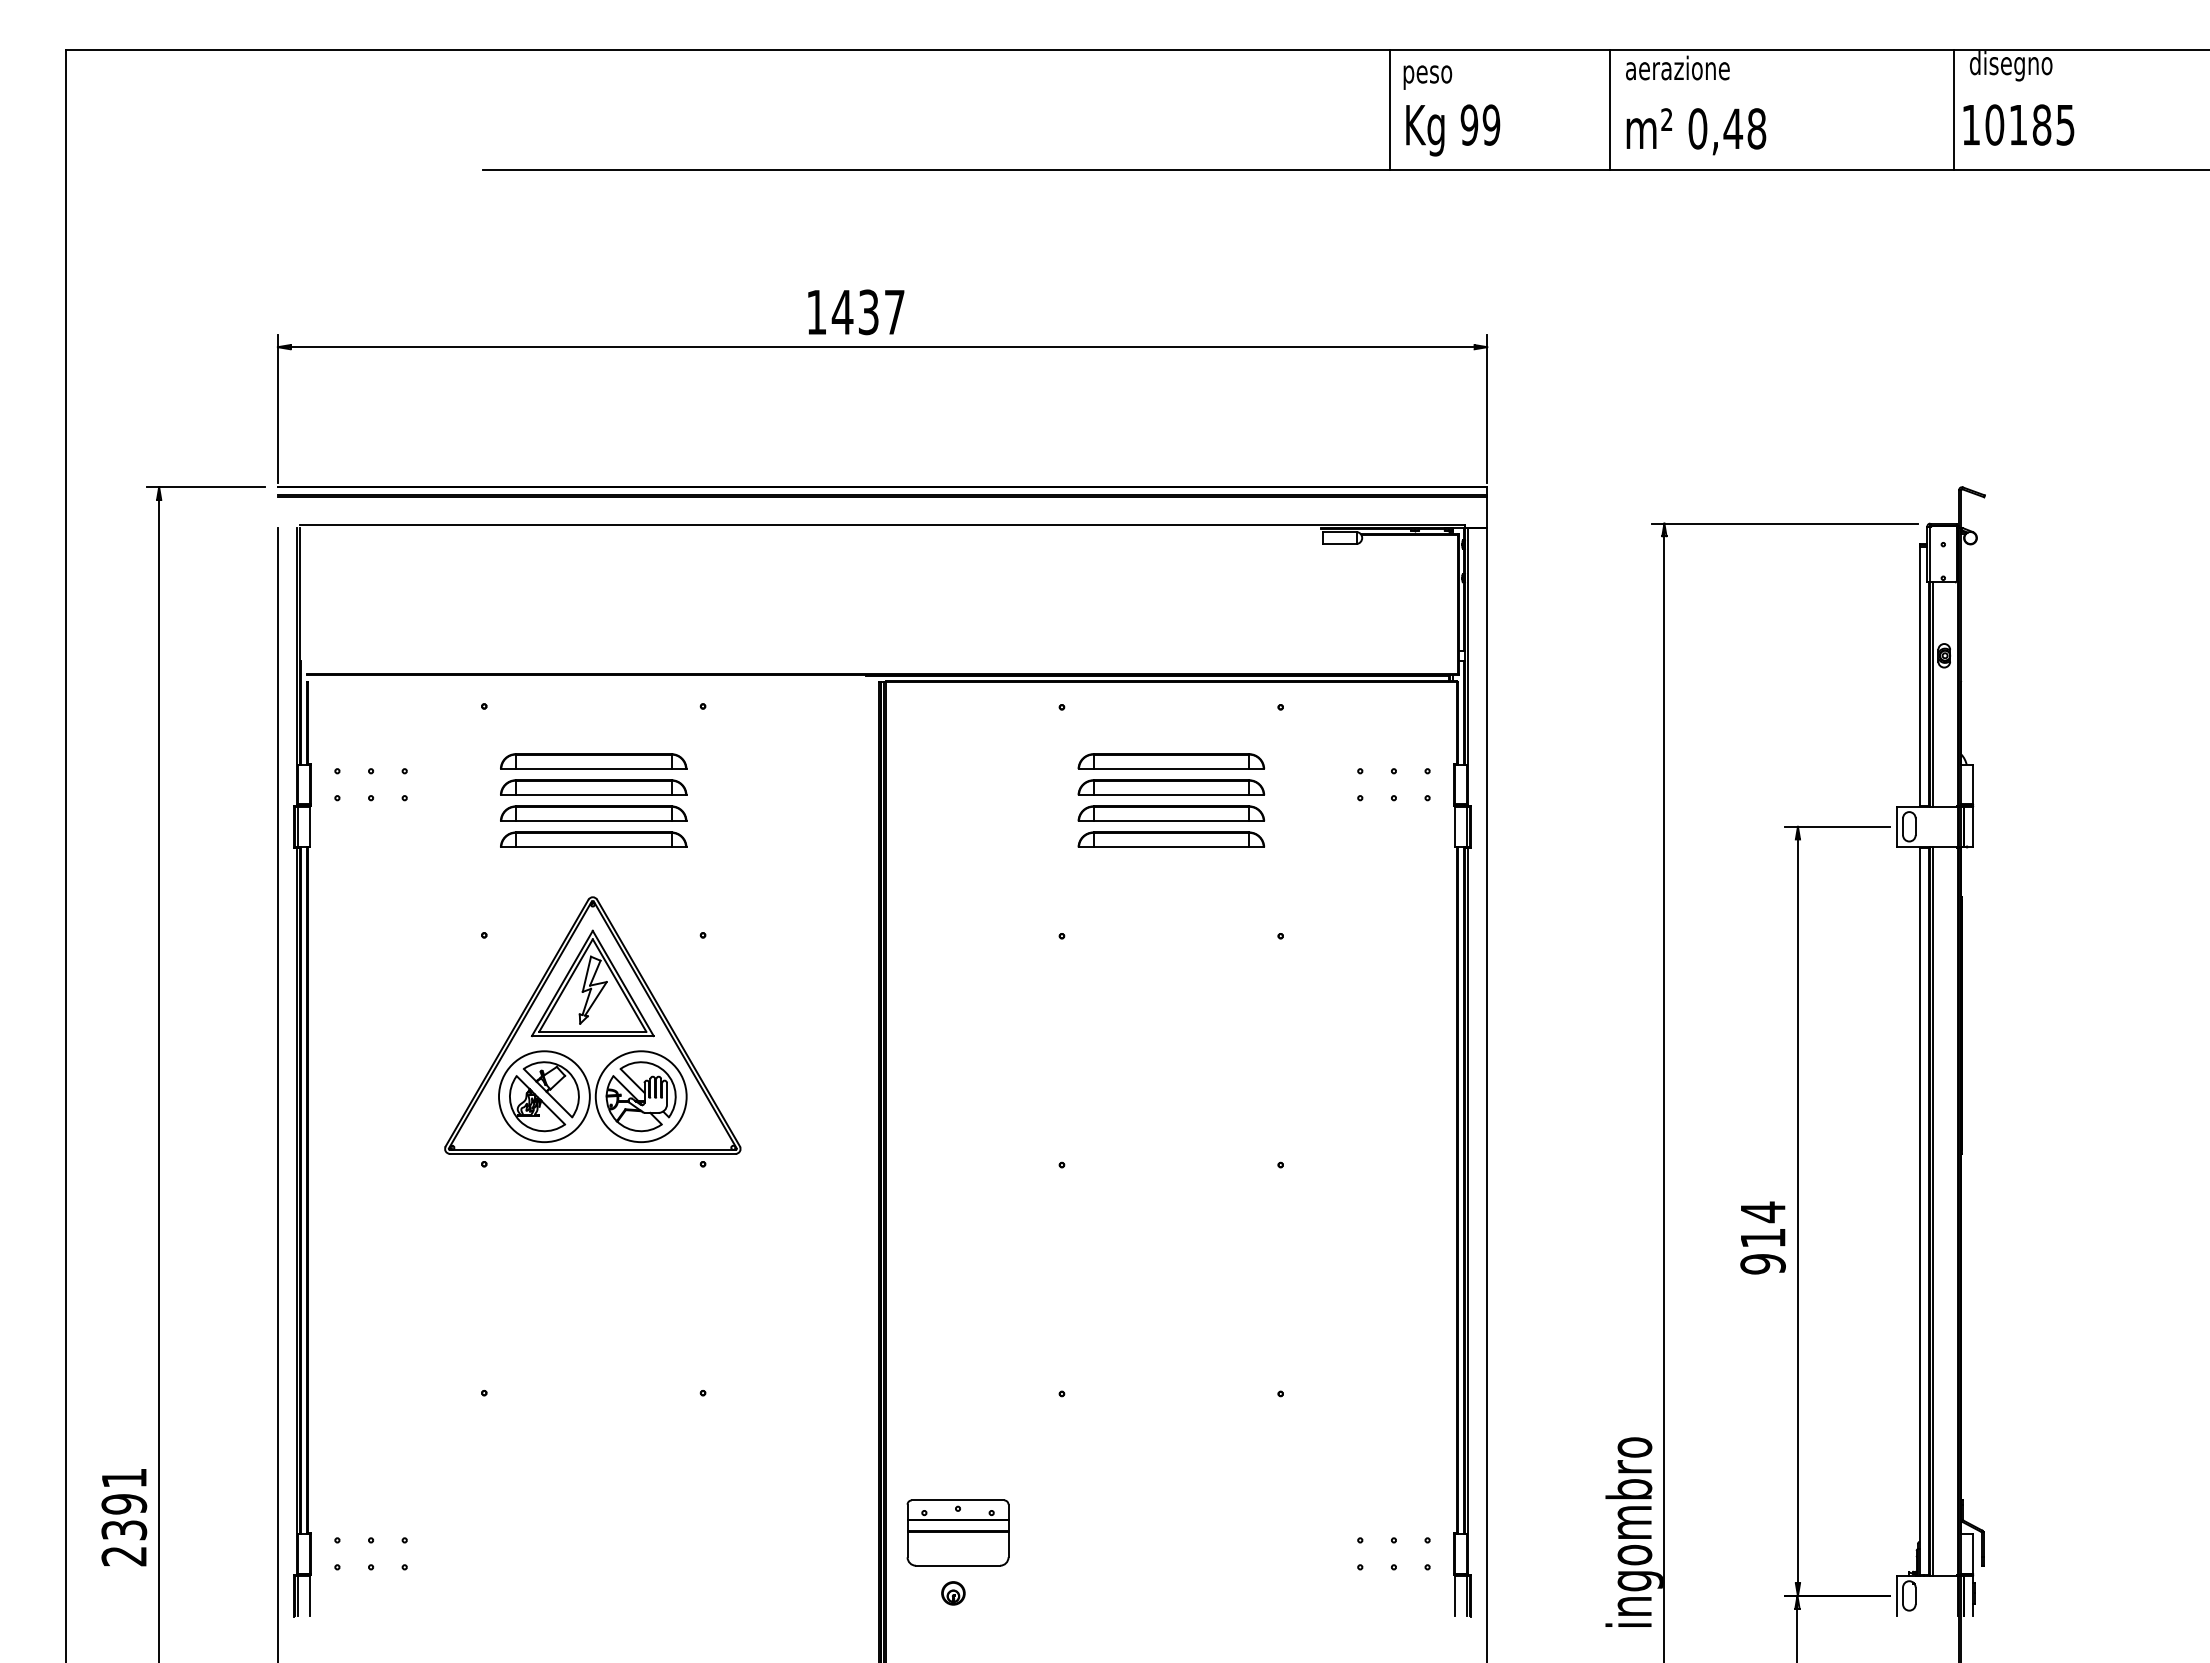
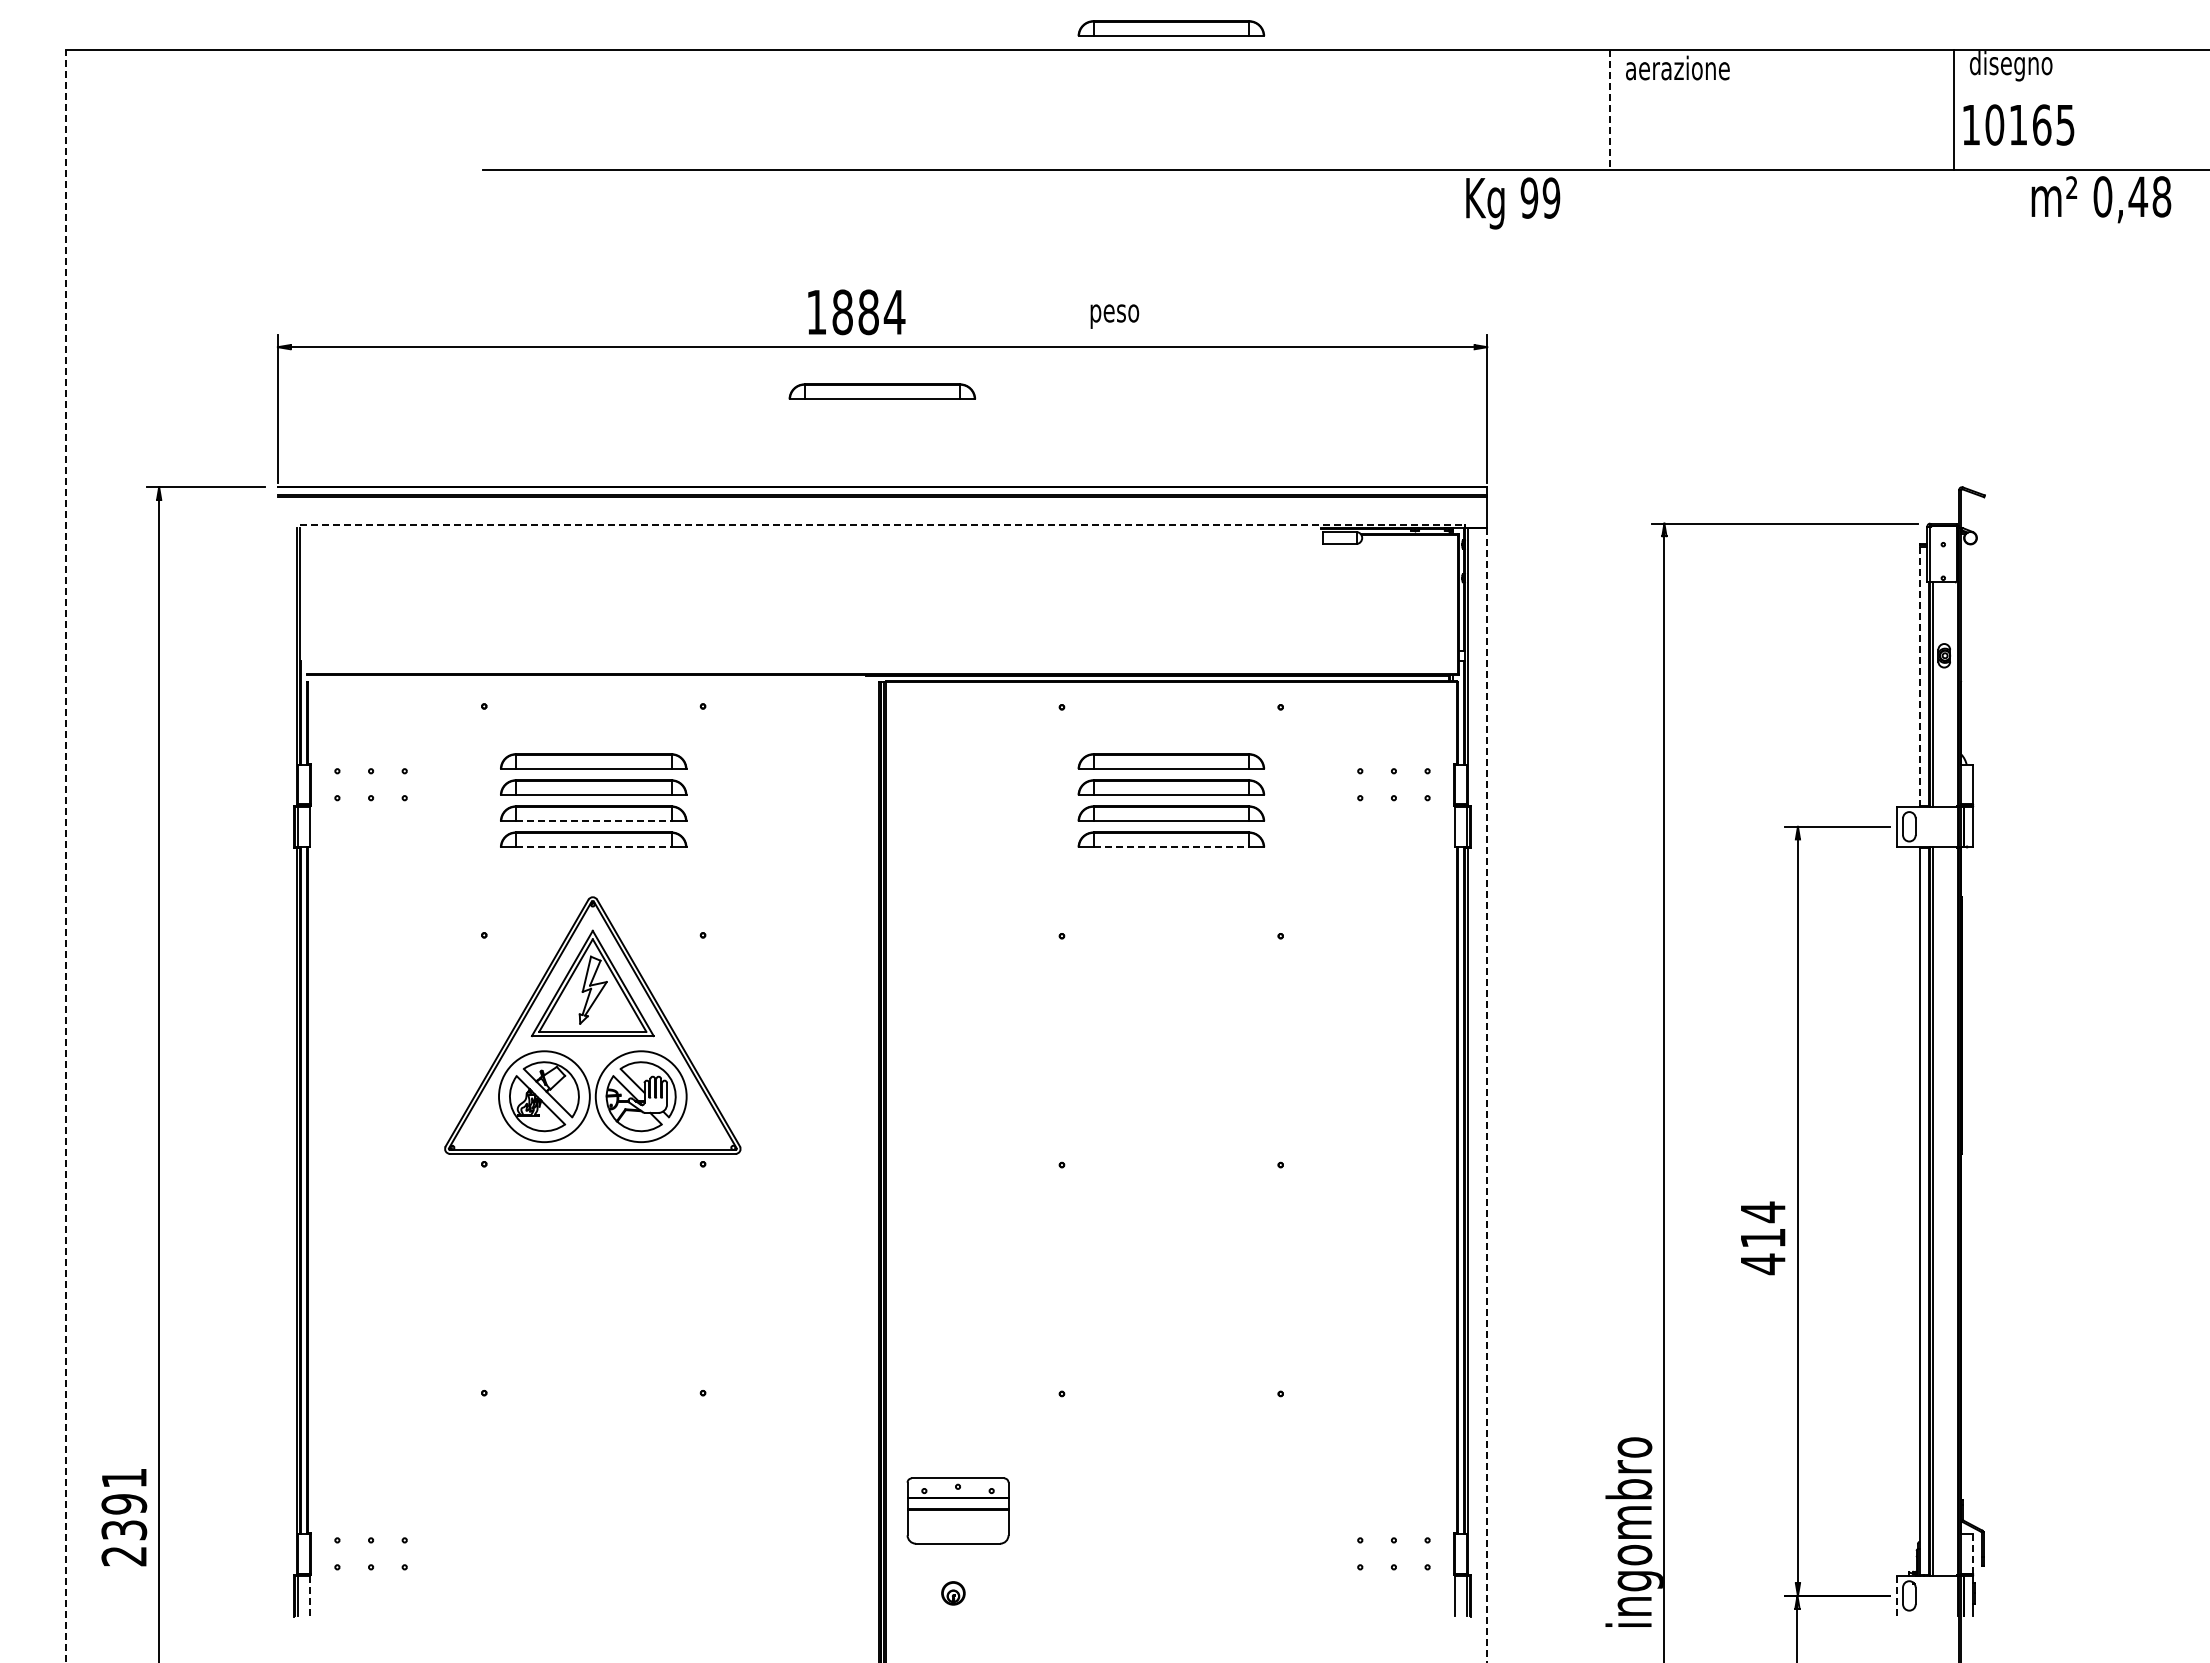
part: none -> present (1171, 28)
text position: (1427, 77) -> (1114, 316) (1114, 316)
line: present -> none (1390, 109)
line: solid -> dashed (1609, 109)
text: 10185 -> 10165 (2041, 124)
text position: (1453, 130) -> (1513, 203) (1513, 203)
text position: (1696, 131) -> (2101, 199) (2101, 199)
text: 1437 -> 1884 (868, 312)
part: none -> present (882, 391)
line: solid -> dashed (882, 525)
line: solid -> dashed (1919, 676)
line: solid -> dashed (593, 821)
line: solid -> dashed (593, 847)
line: solid -> dashed (1171, 847)
line: solid -> dashed (66, 855)
line: present -> none (277, 1093)
line: solid -> dashed (1487, 1095)
text: 914 -> 414 (1762, 1264)
part position: (957, 1532) -> (957, 1510) (957, 1510)
line: solid -> dashed (1972, 1553)
line: solid -> dashed (309, 1595)
line: solid -> dashed (1896, 1595)
